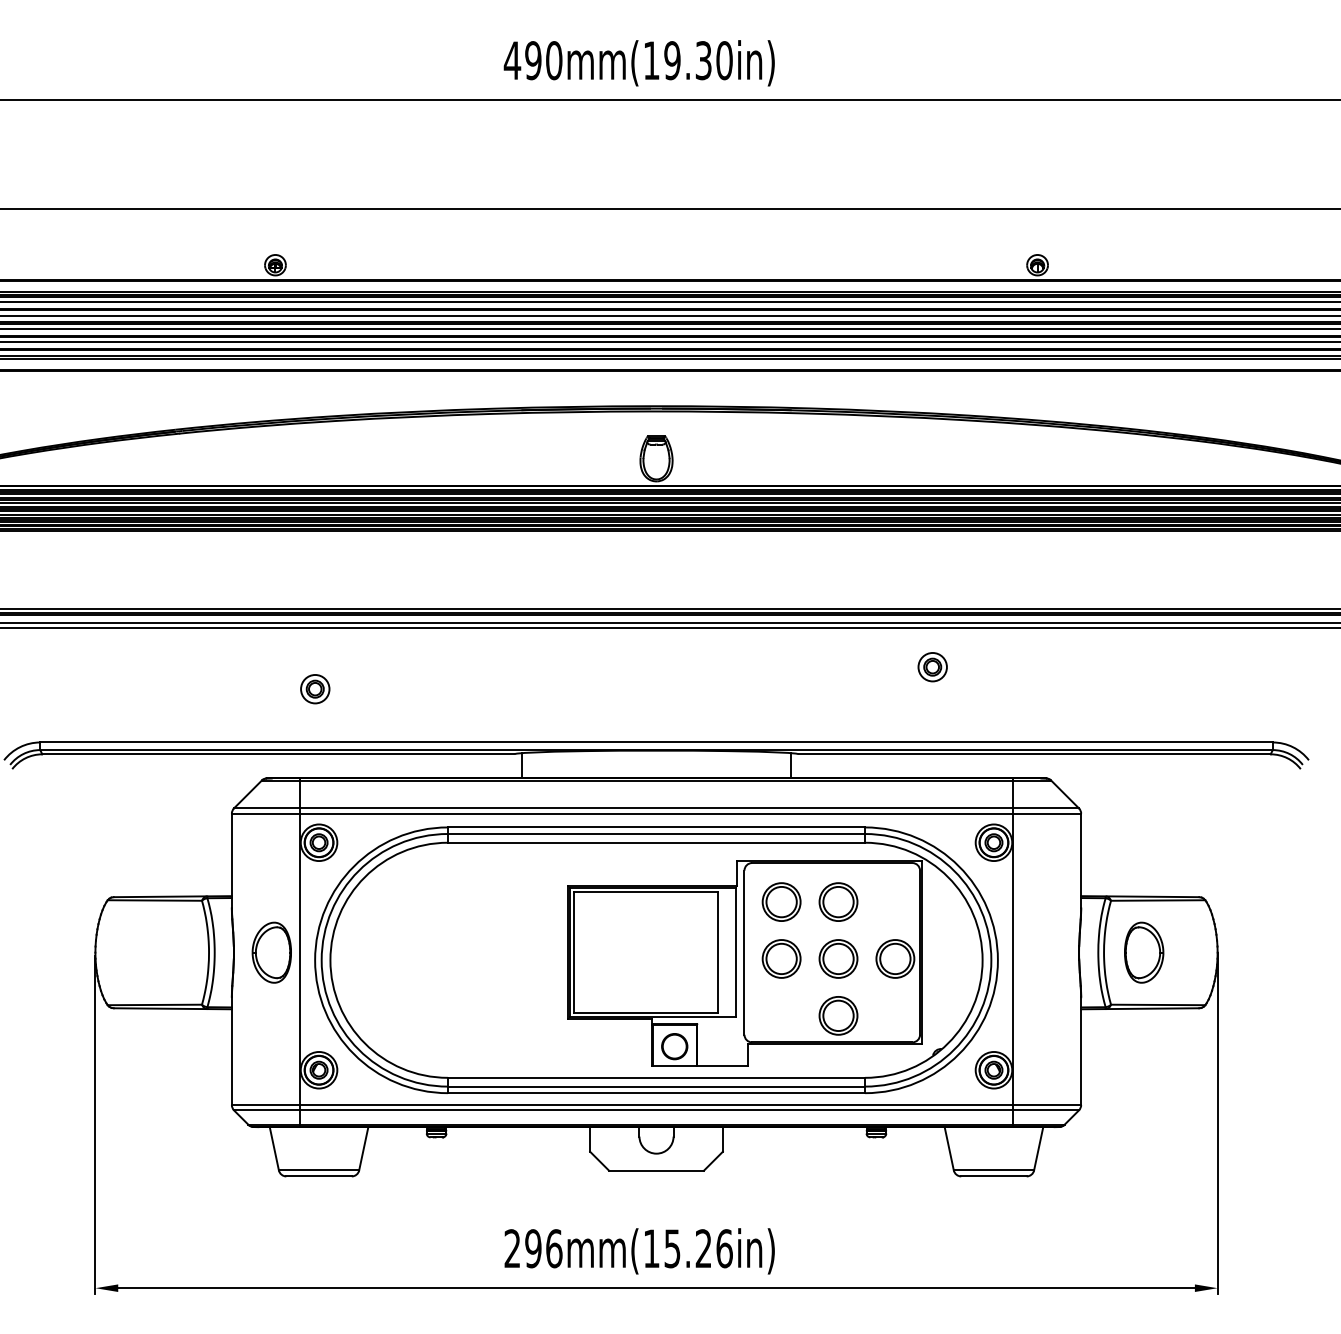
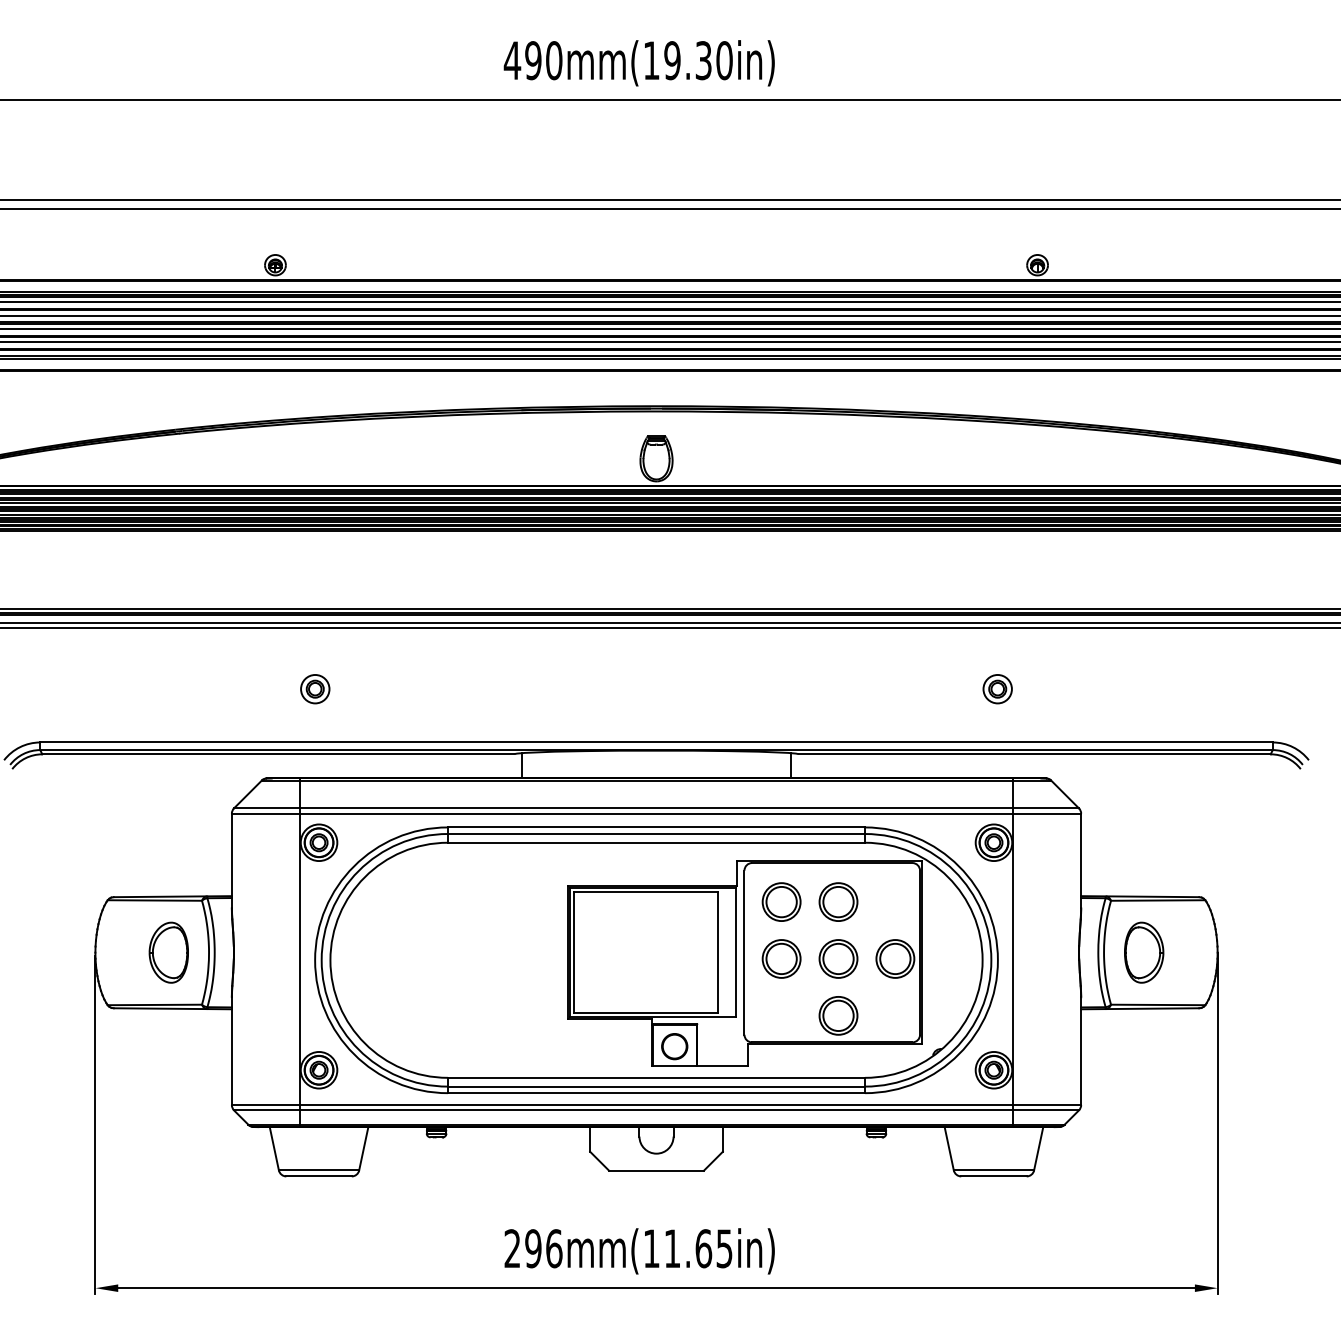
line: none -> present (669, 200)
part position: (932, 667) -> (997, 689) (997, 689)
part position: (271, 952) -> (168, 952) (168, 952)
text: 296mm(15.26in) -> 296mm(11.65in) (698, 1248)
